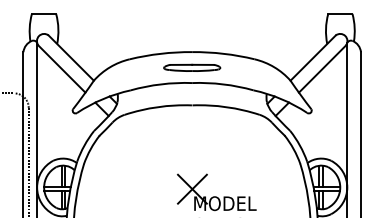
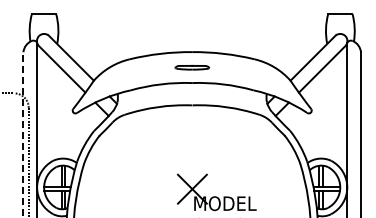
part size: 59x9 px -> 36x7 px (191, 67)
line: solid -> dashed (23, 134)
